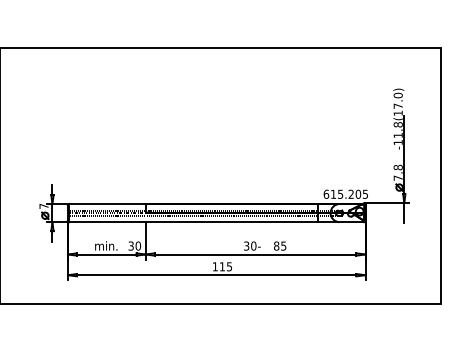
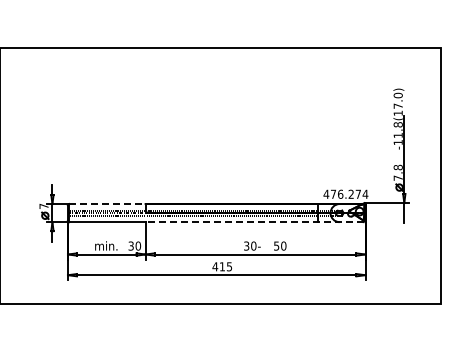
text: 615.205 -> 476.274 (345, 193)
line: solid -> dashed (107, 204)
line: solid -> dashed (254, 222)
text: 85 -> 50 (280, 245)
text: 115 -> 415 (215, 266)
